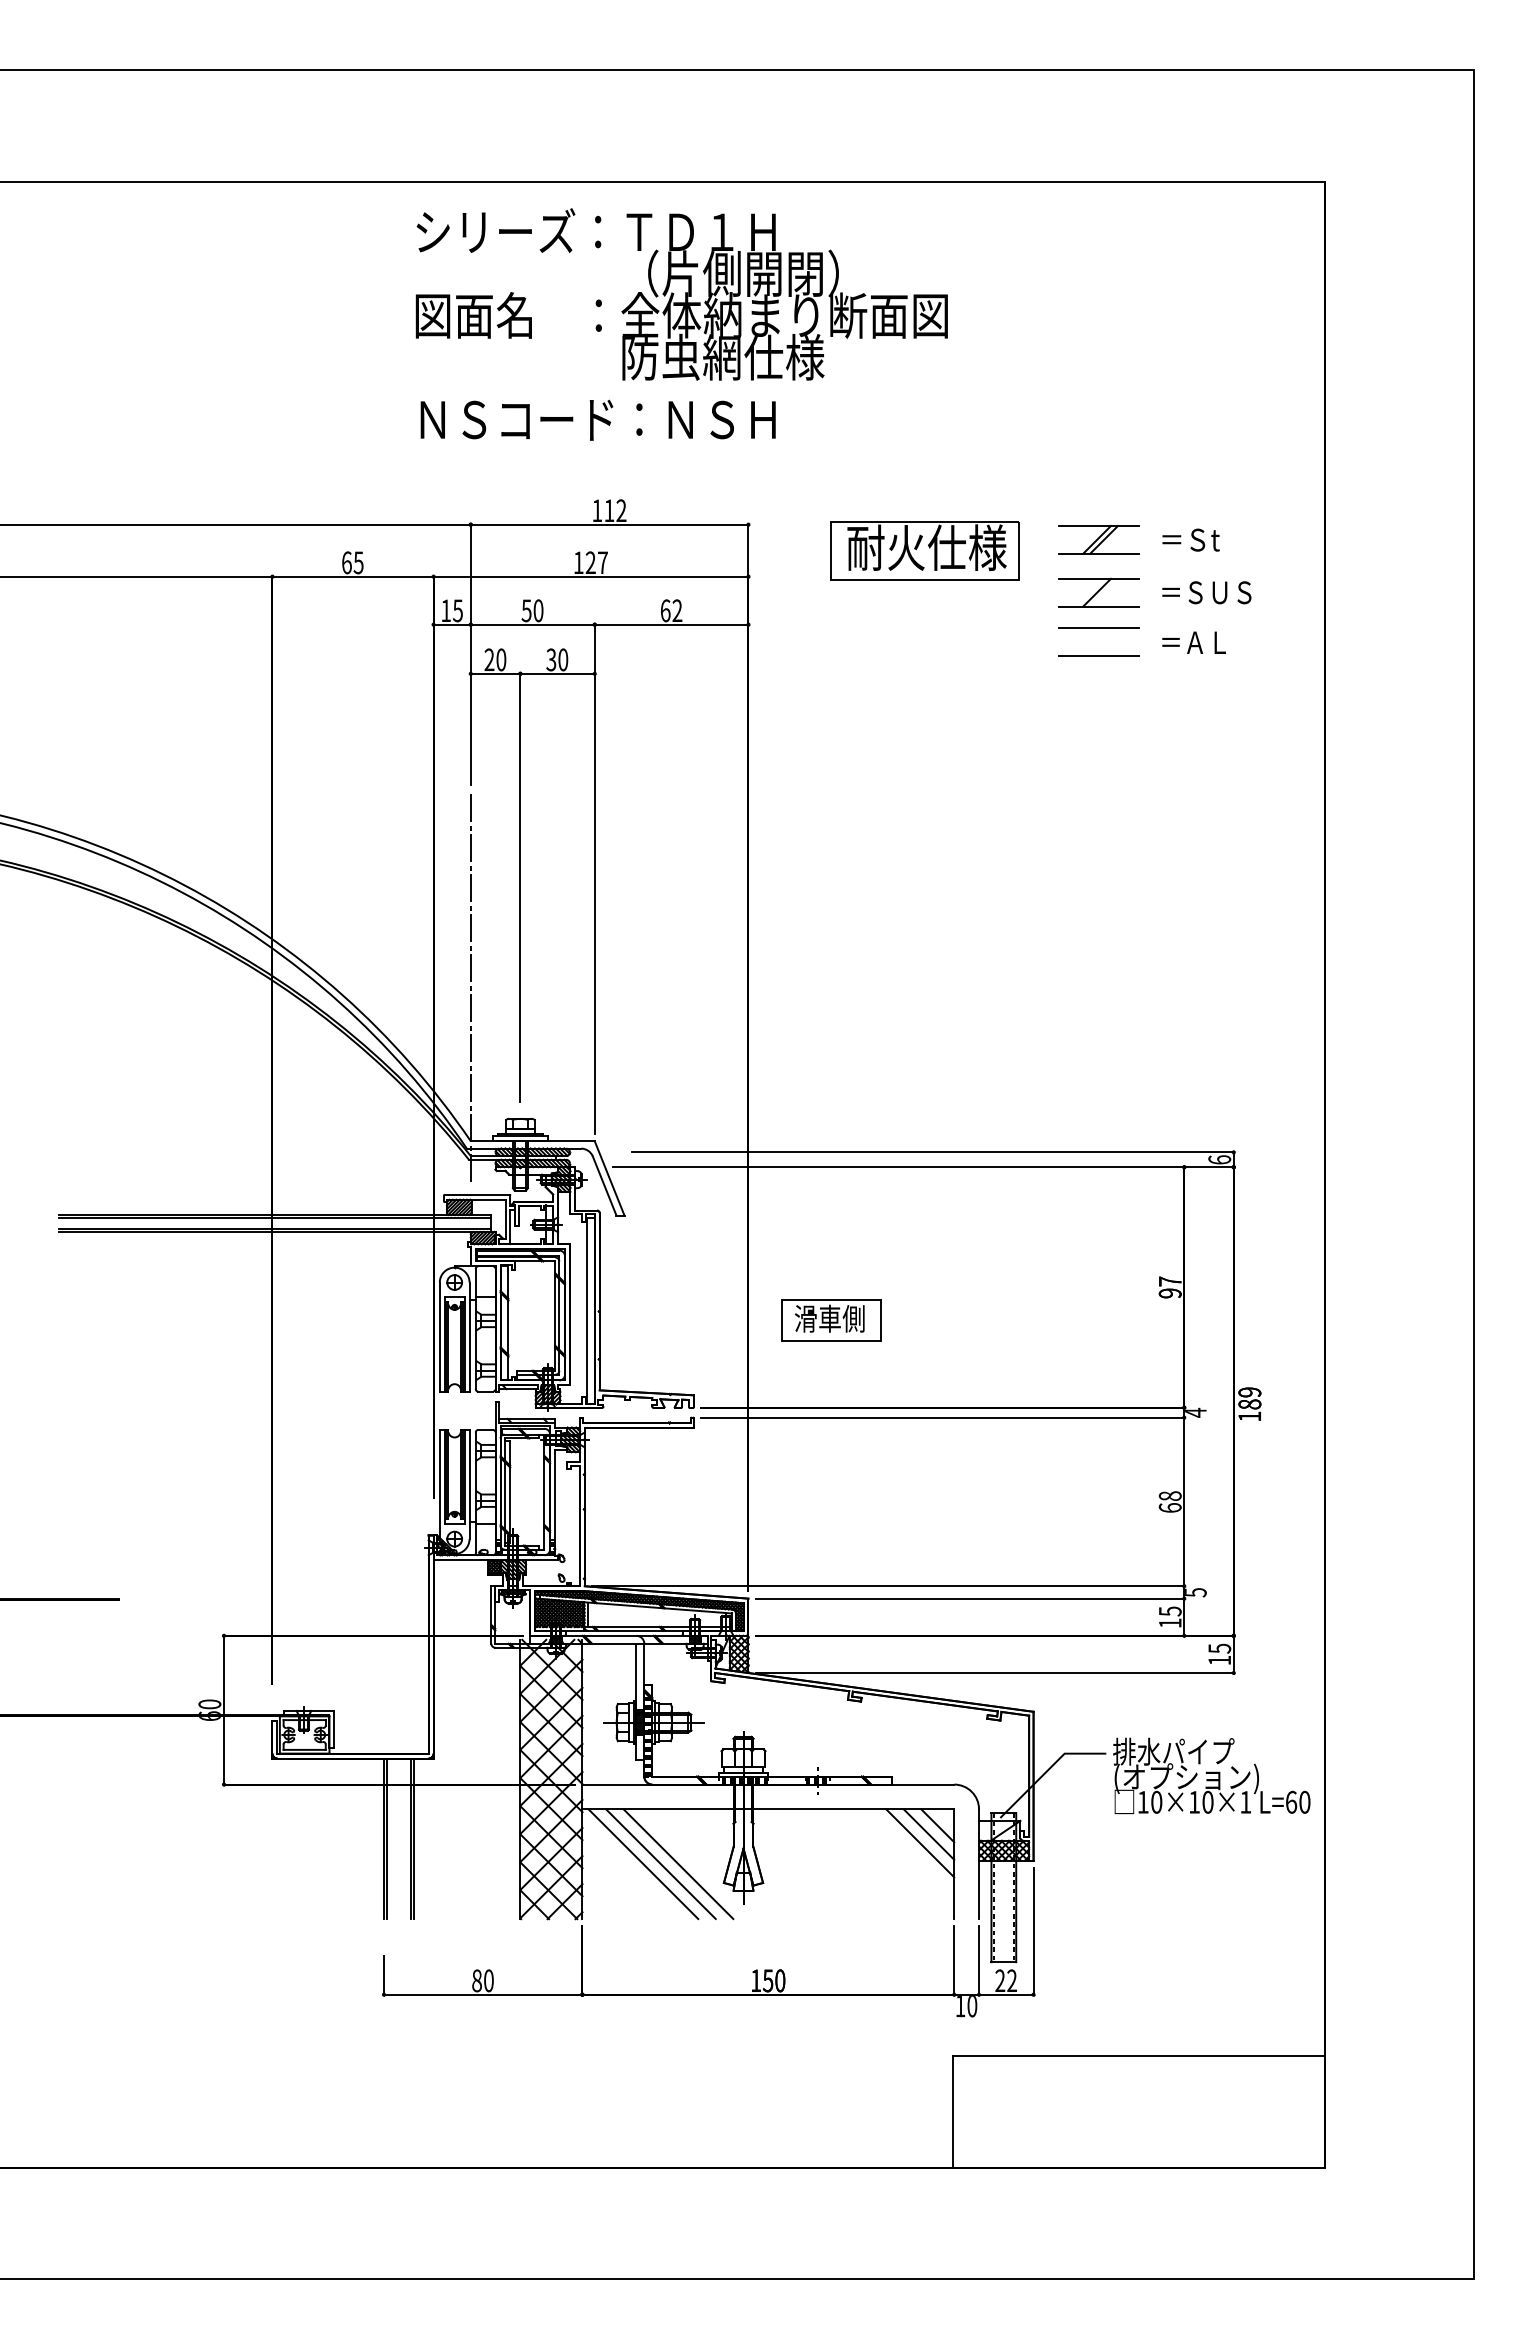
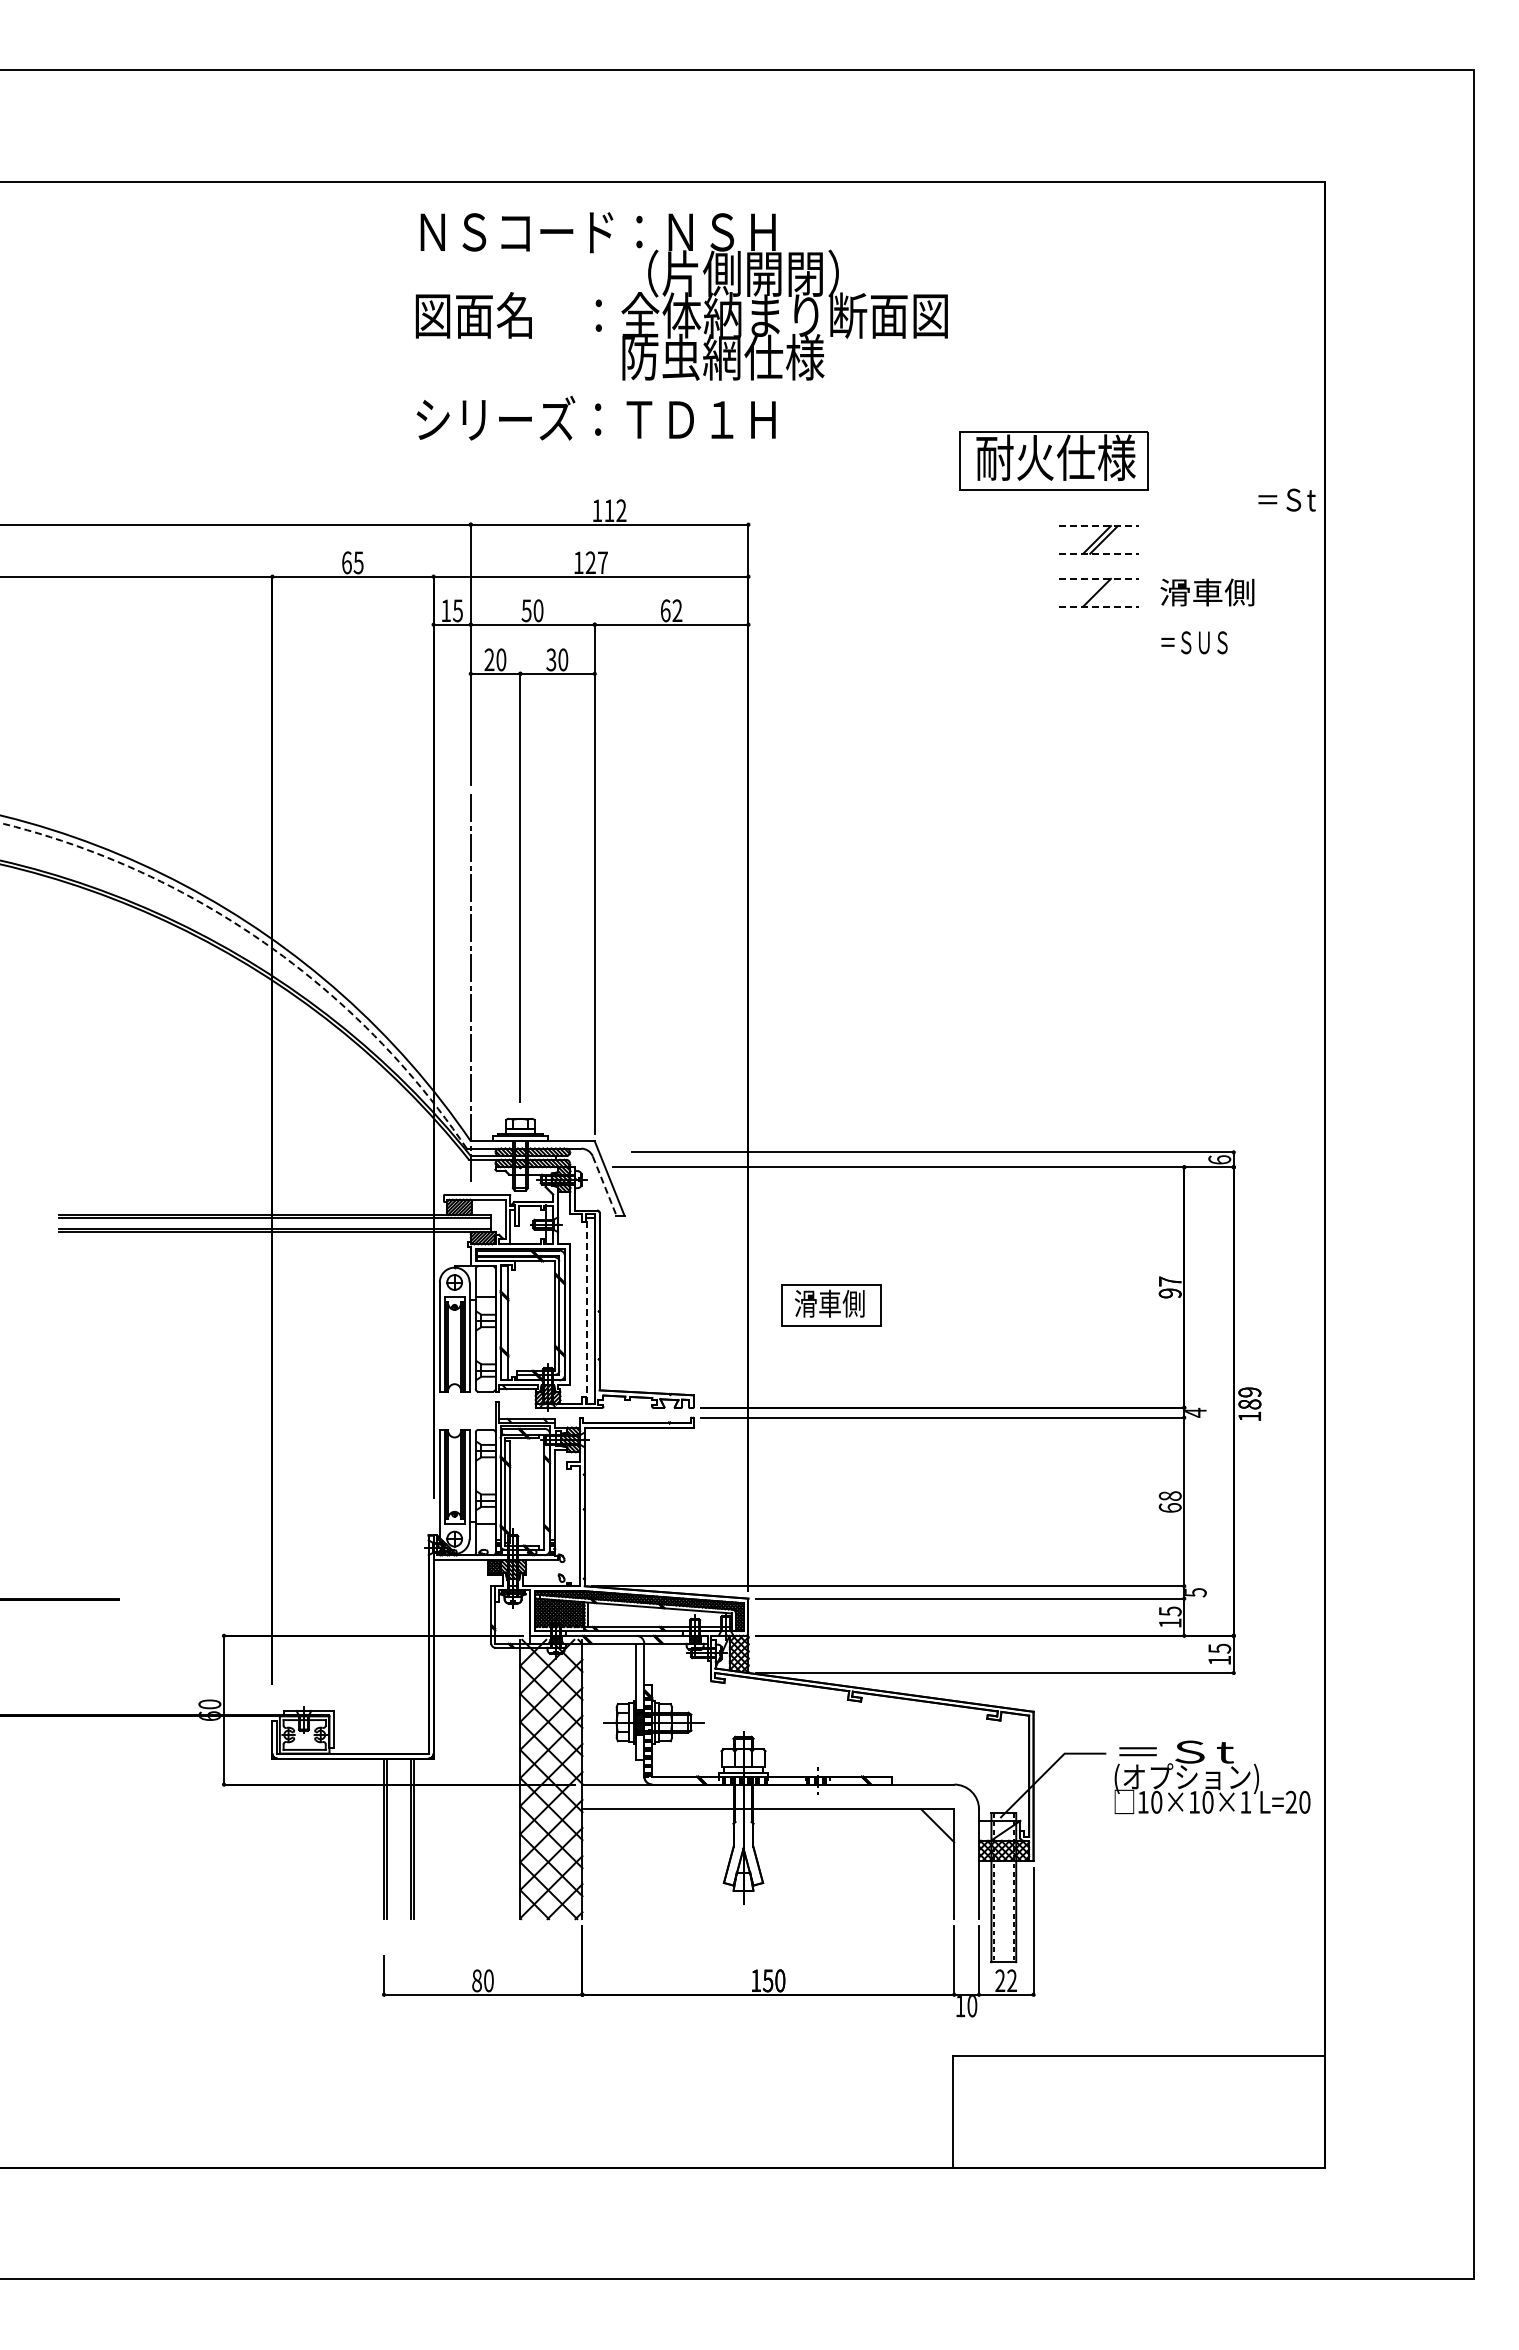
text: シリーズ：ＴＤ１Ｈ -> ＮＳコード：ＮＳＨ (574, 230)
text: ＮＳコード：ＮＳＨ -> シリーズ：ＴＤ１Ｈ (574, 417)
line: solid -> dashed (1099, 526)
text position: (1190, 539) -> (1286, 499) (1286, 499)
part position: (924, 550) -> (1053, 460) (1053, 460)
line: solid -> dashed (1099, 553)
line: solid -> dashed (1099, 578)
text: ＝ＳＵＳ -> 滑車側 (1207, 592)
line: solid -> dashed (1099, 606)
line: present -> none (1099, 627)
text: ＝ＡＬ -> ＝ＳＵＳ (1194, 642)
line: present -> none (1099, 655)
arc: solid -> dashed (265, 943)
line: solid -> dashed (604, 1186)
line: solid -> dashed (587, 1311)
part position: (831, 1320) -> (831, 1305) (831, 1305)
text: 排水パイプ -> ＝Ｓt (1173, 1751)
text: L=60 -> L=20 (1291, 1801)
line: present -> none (928, 1834)
line: present -> none (920, 1843)
line: present -> none (643, 1864)
line: present -> none (660, 1864)
line: present -> none (678, 1864)
